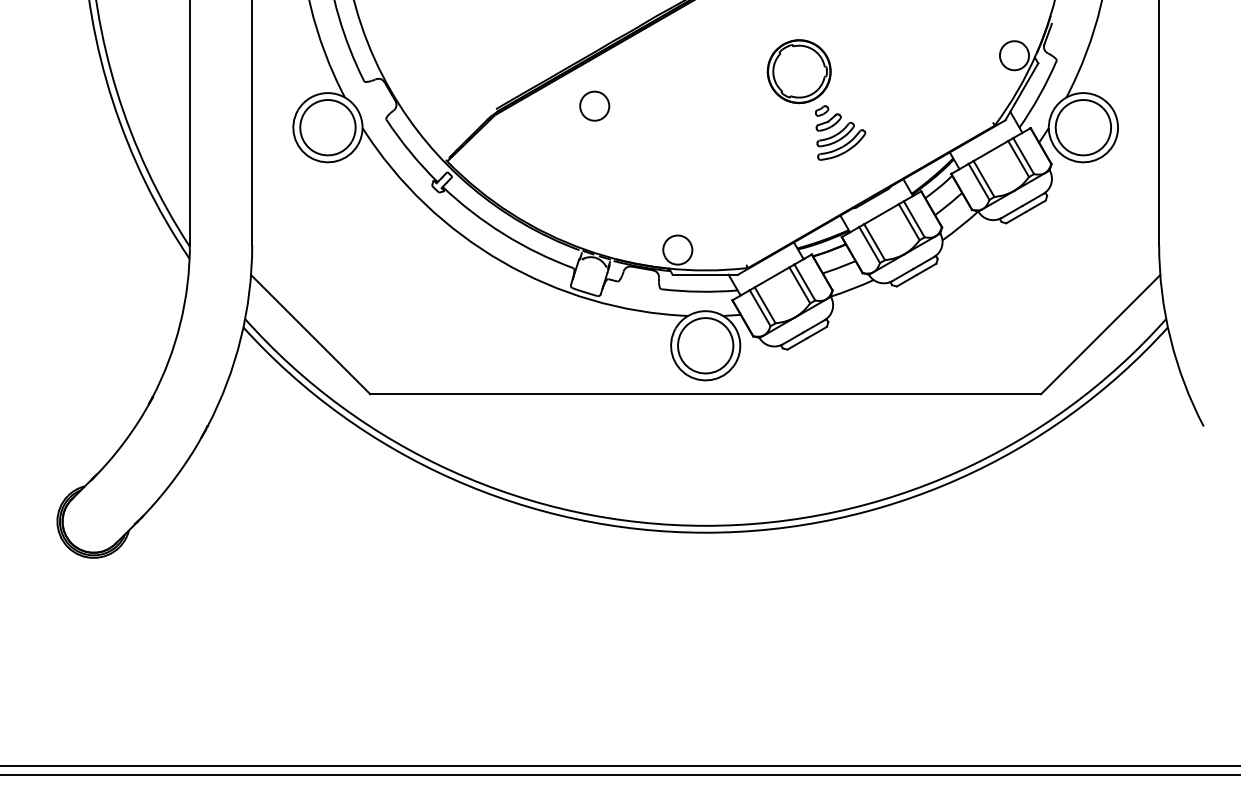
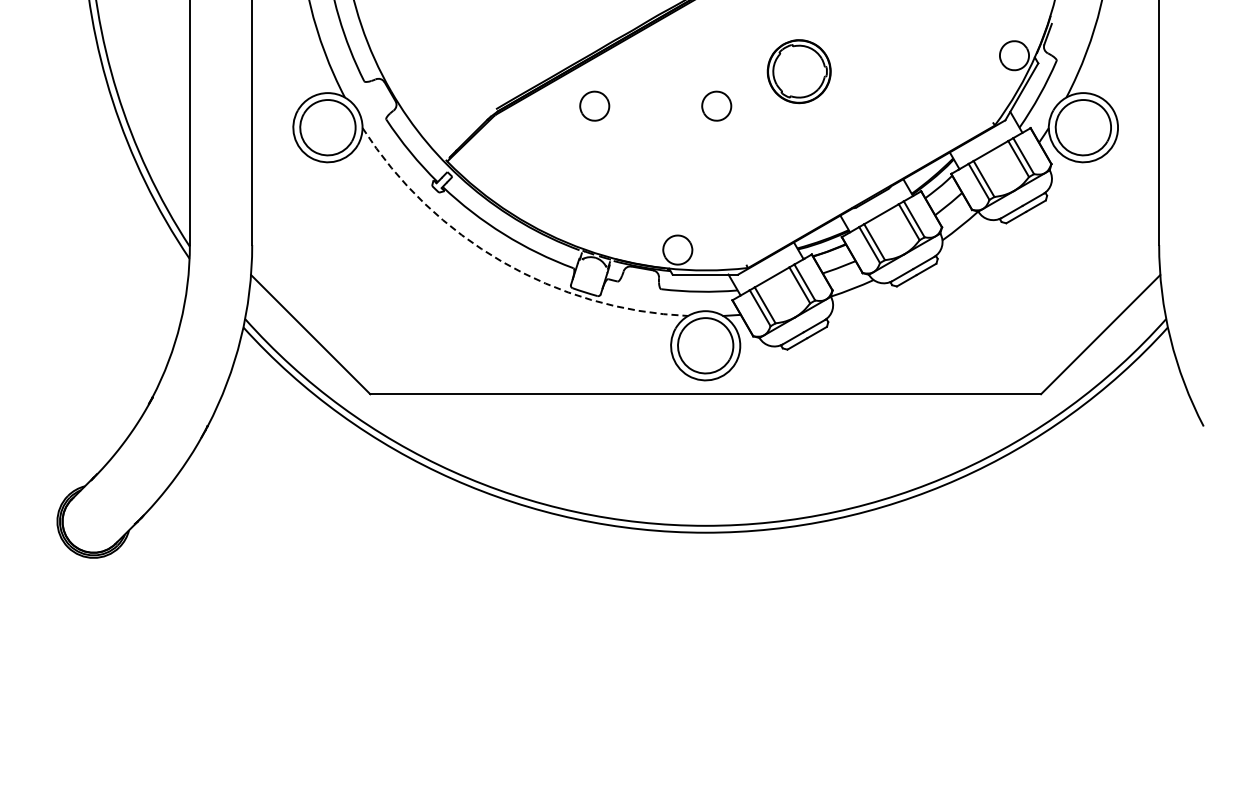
part: none -> present (716, 105)
part: present -> none (840, 132)
arc: solid -> dashed (502, 261)
line: present -> none (619, 766)
line: present -> none (619, 775)
